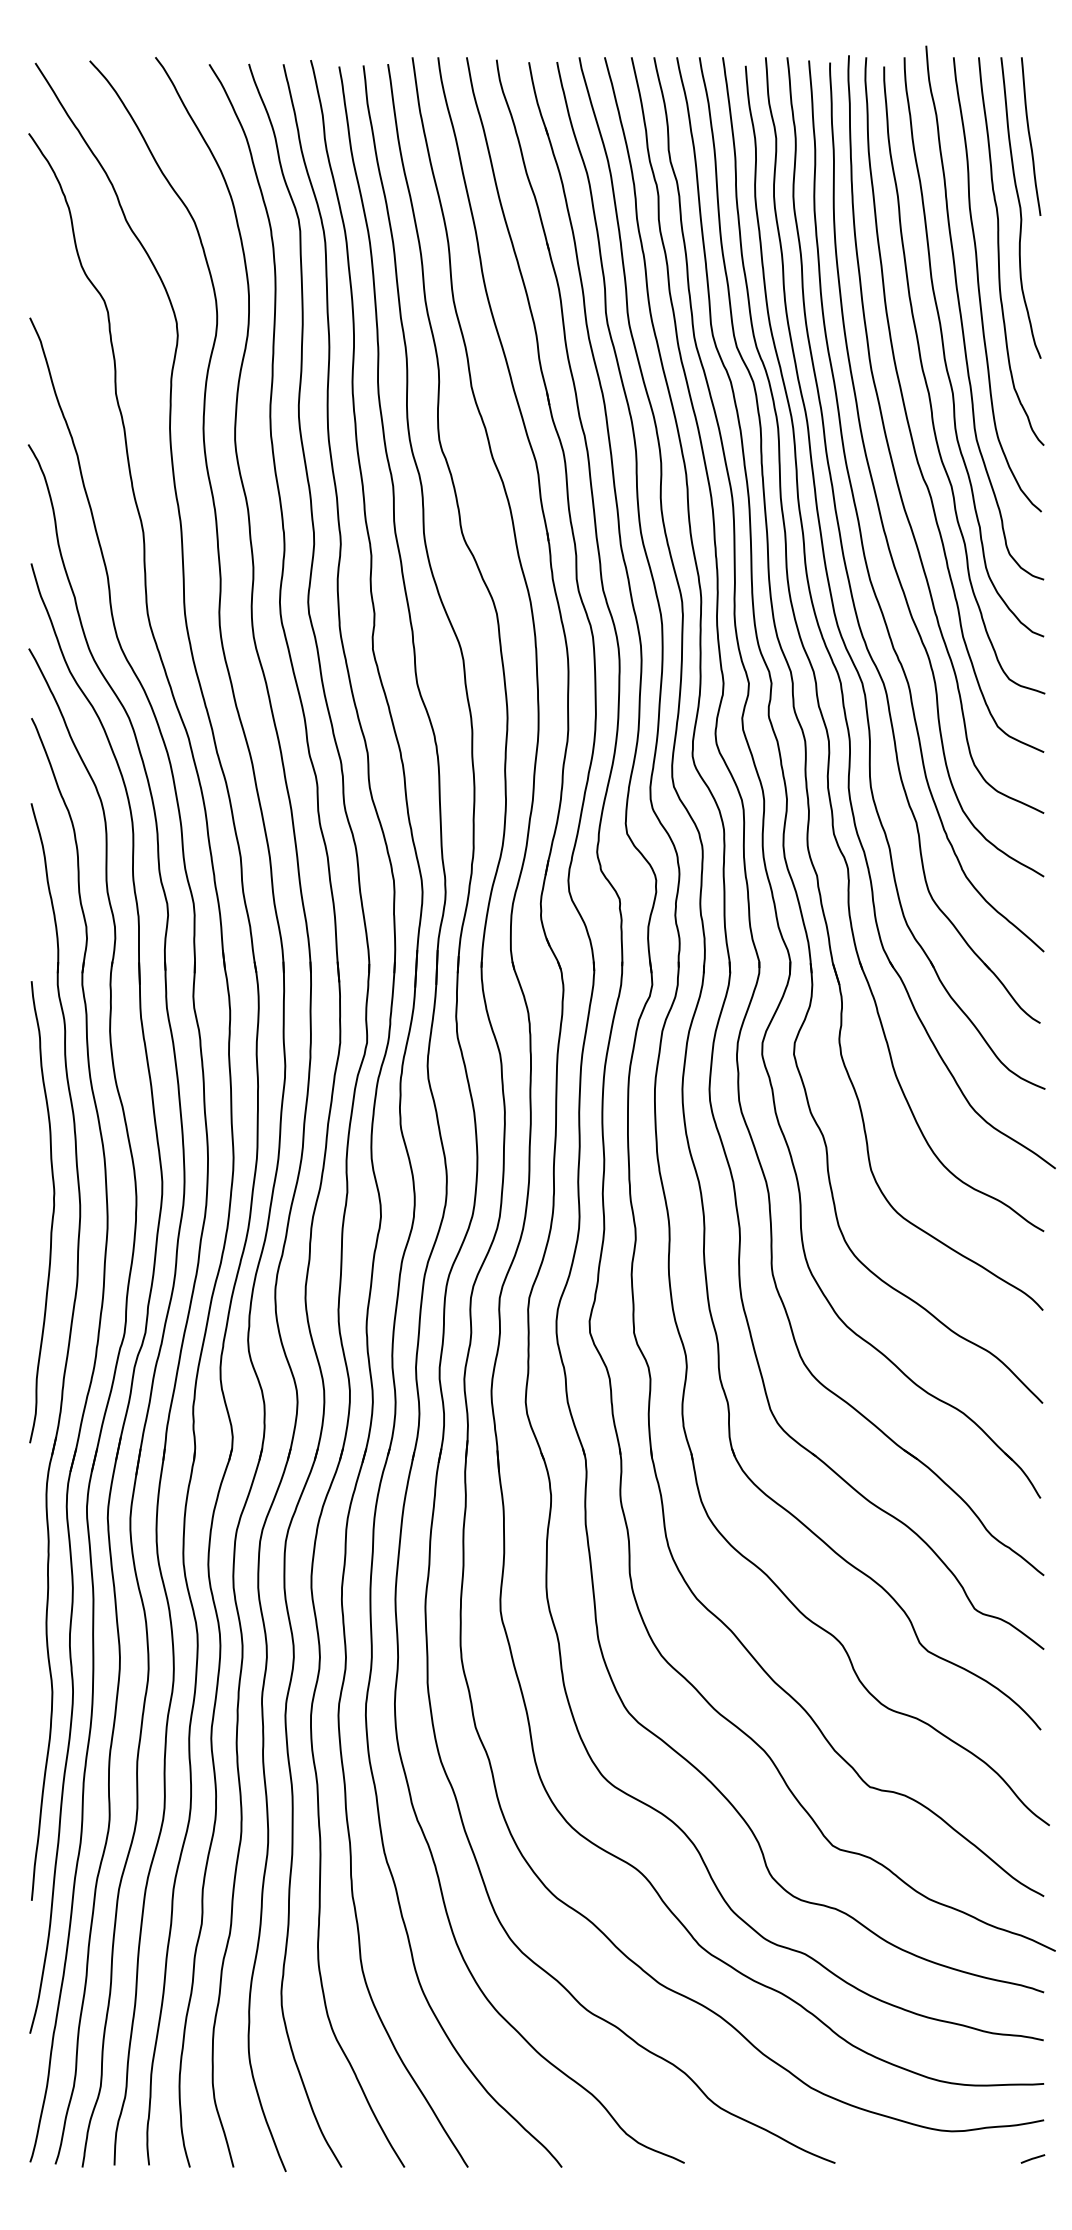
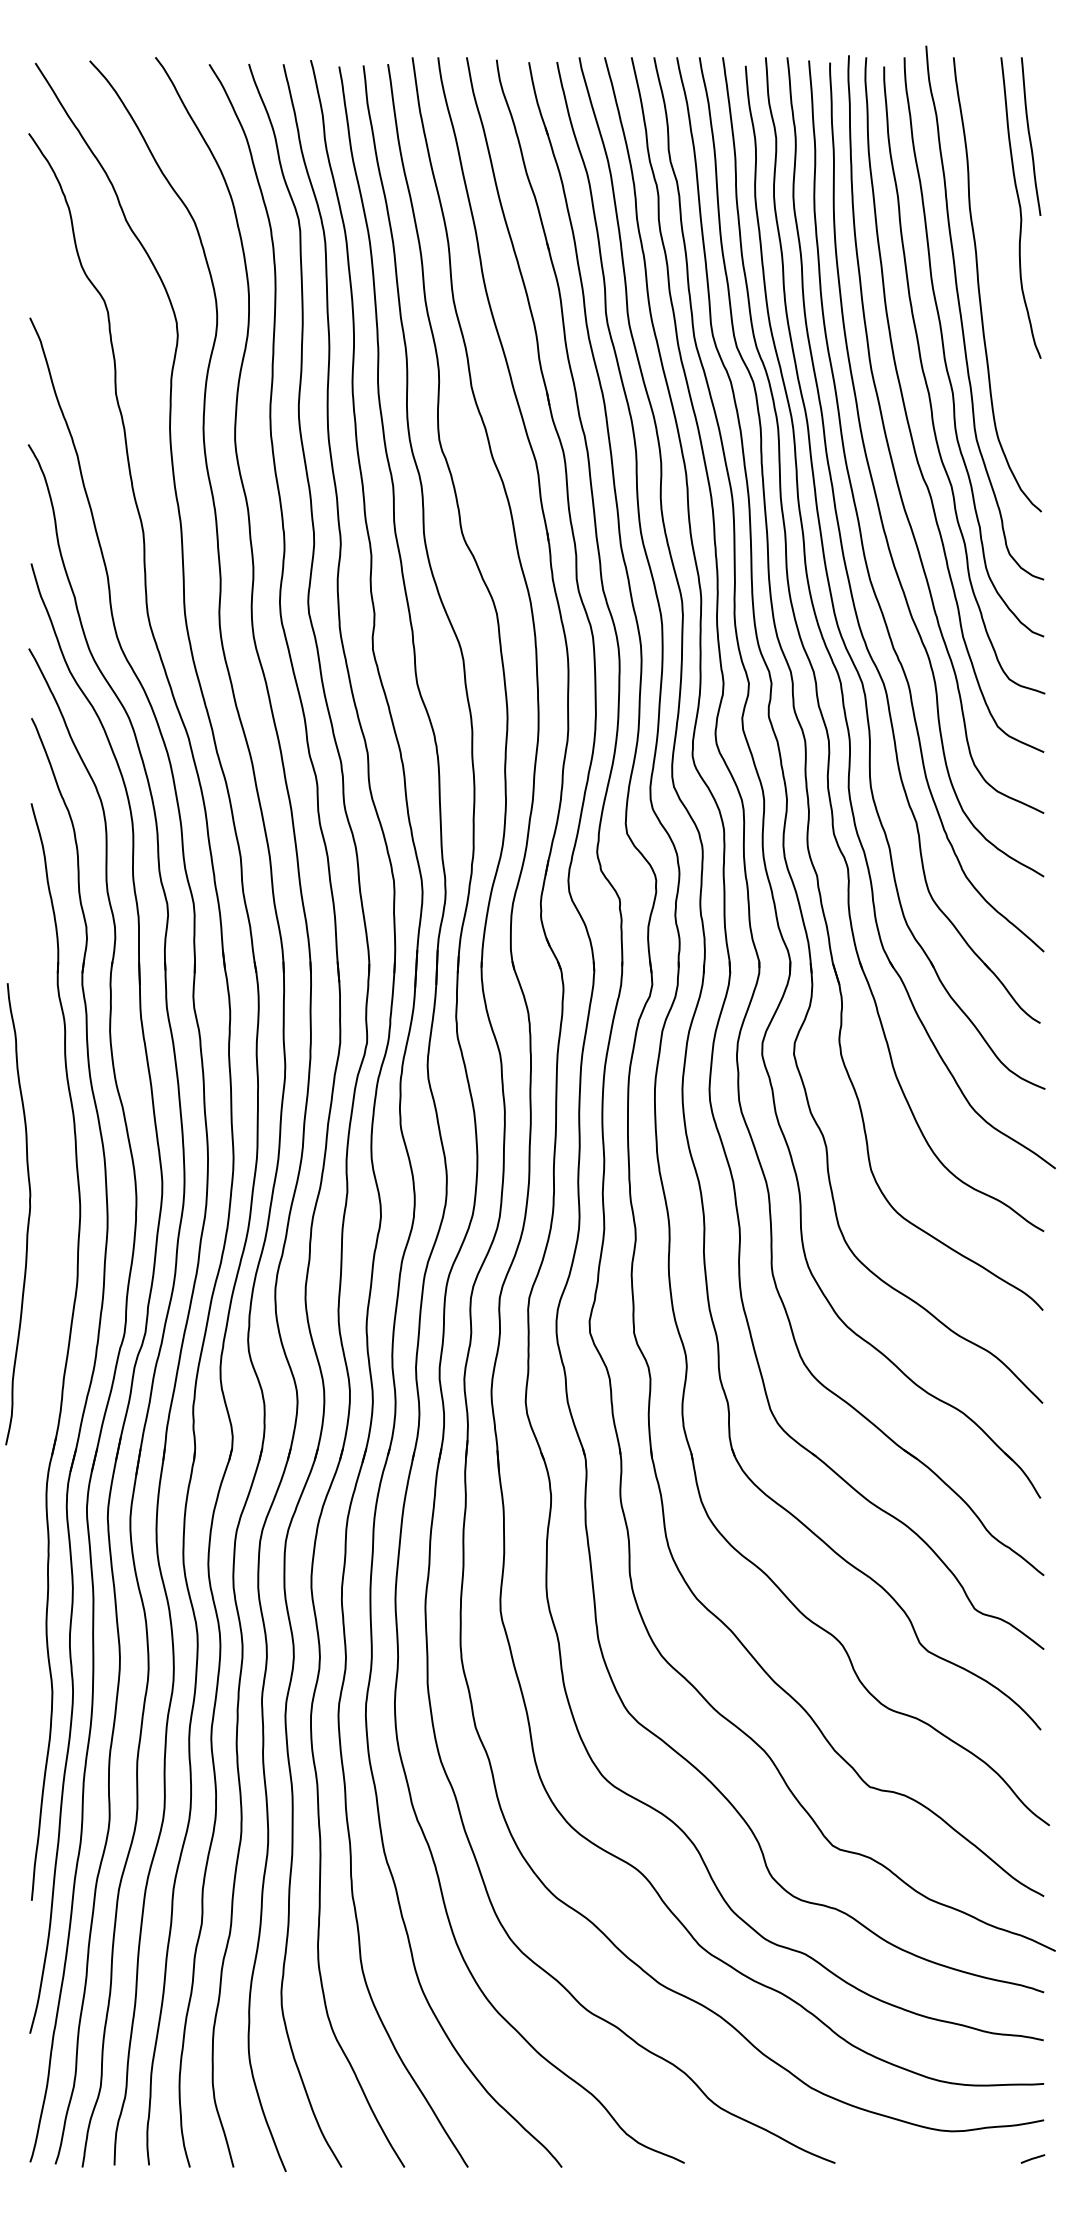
curve: present -> none (999, 251)
curve position: (52, 1212) -> (28, 1214) (28, 1214)
